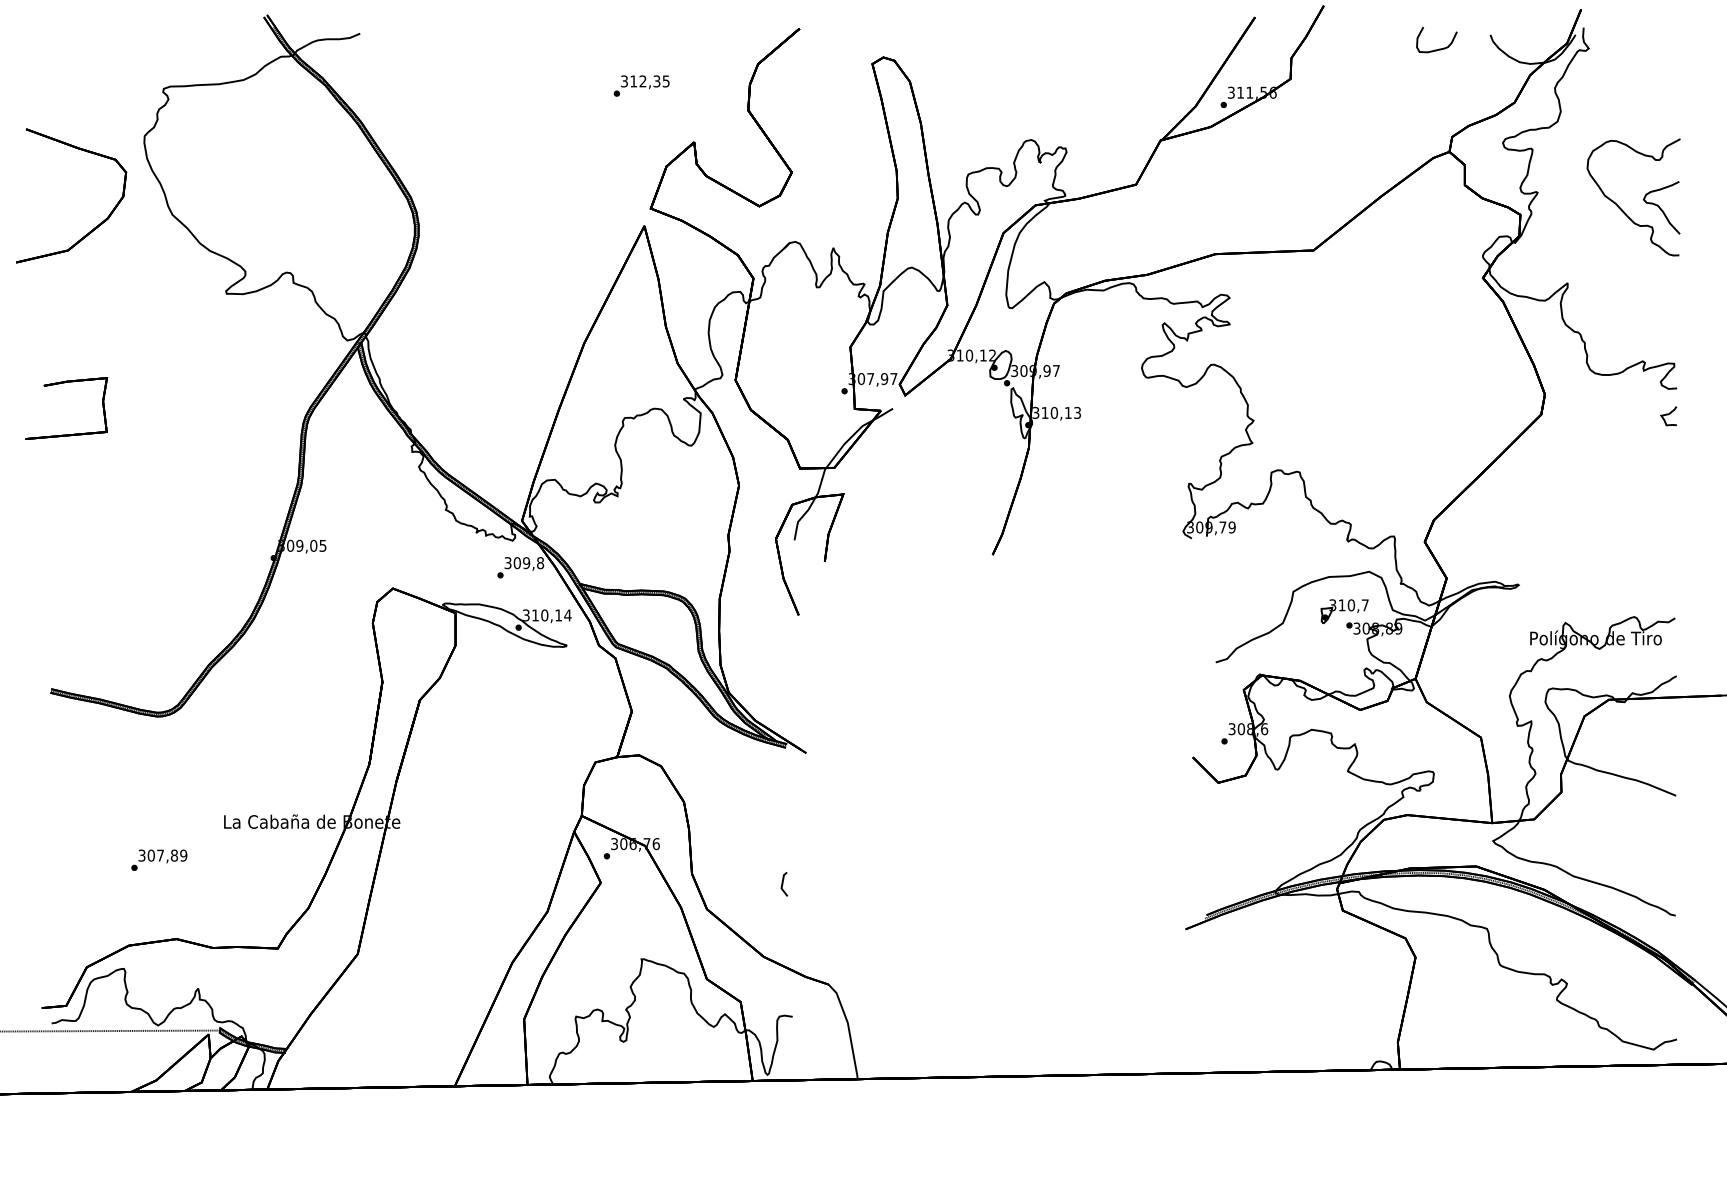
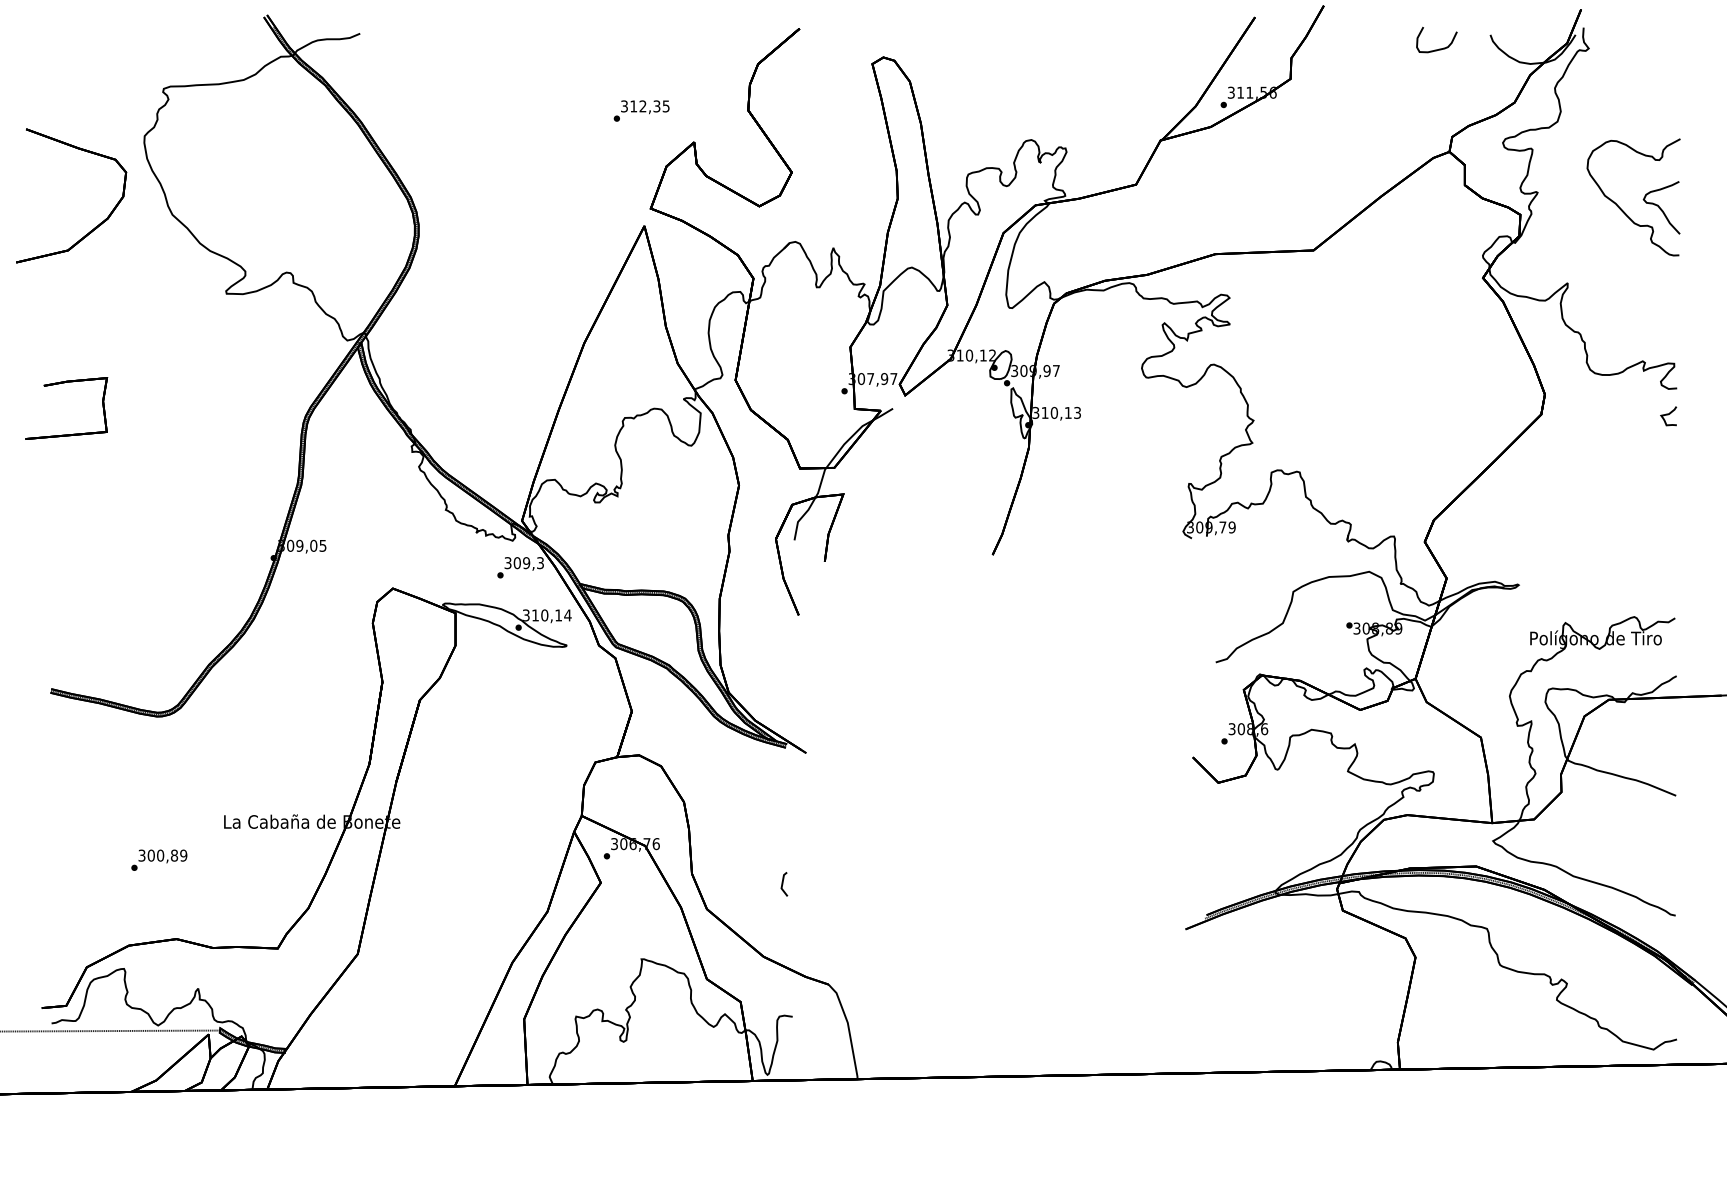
text position: (641, 85) -> (641, 110) (641, 110)
text: 309,8 -> 309,3 (540, 563)
part: present -> none (1344, 611)
text: 307,89 -> 300,89 (160, 855)
